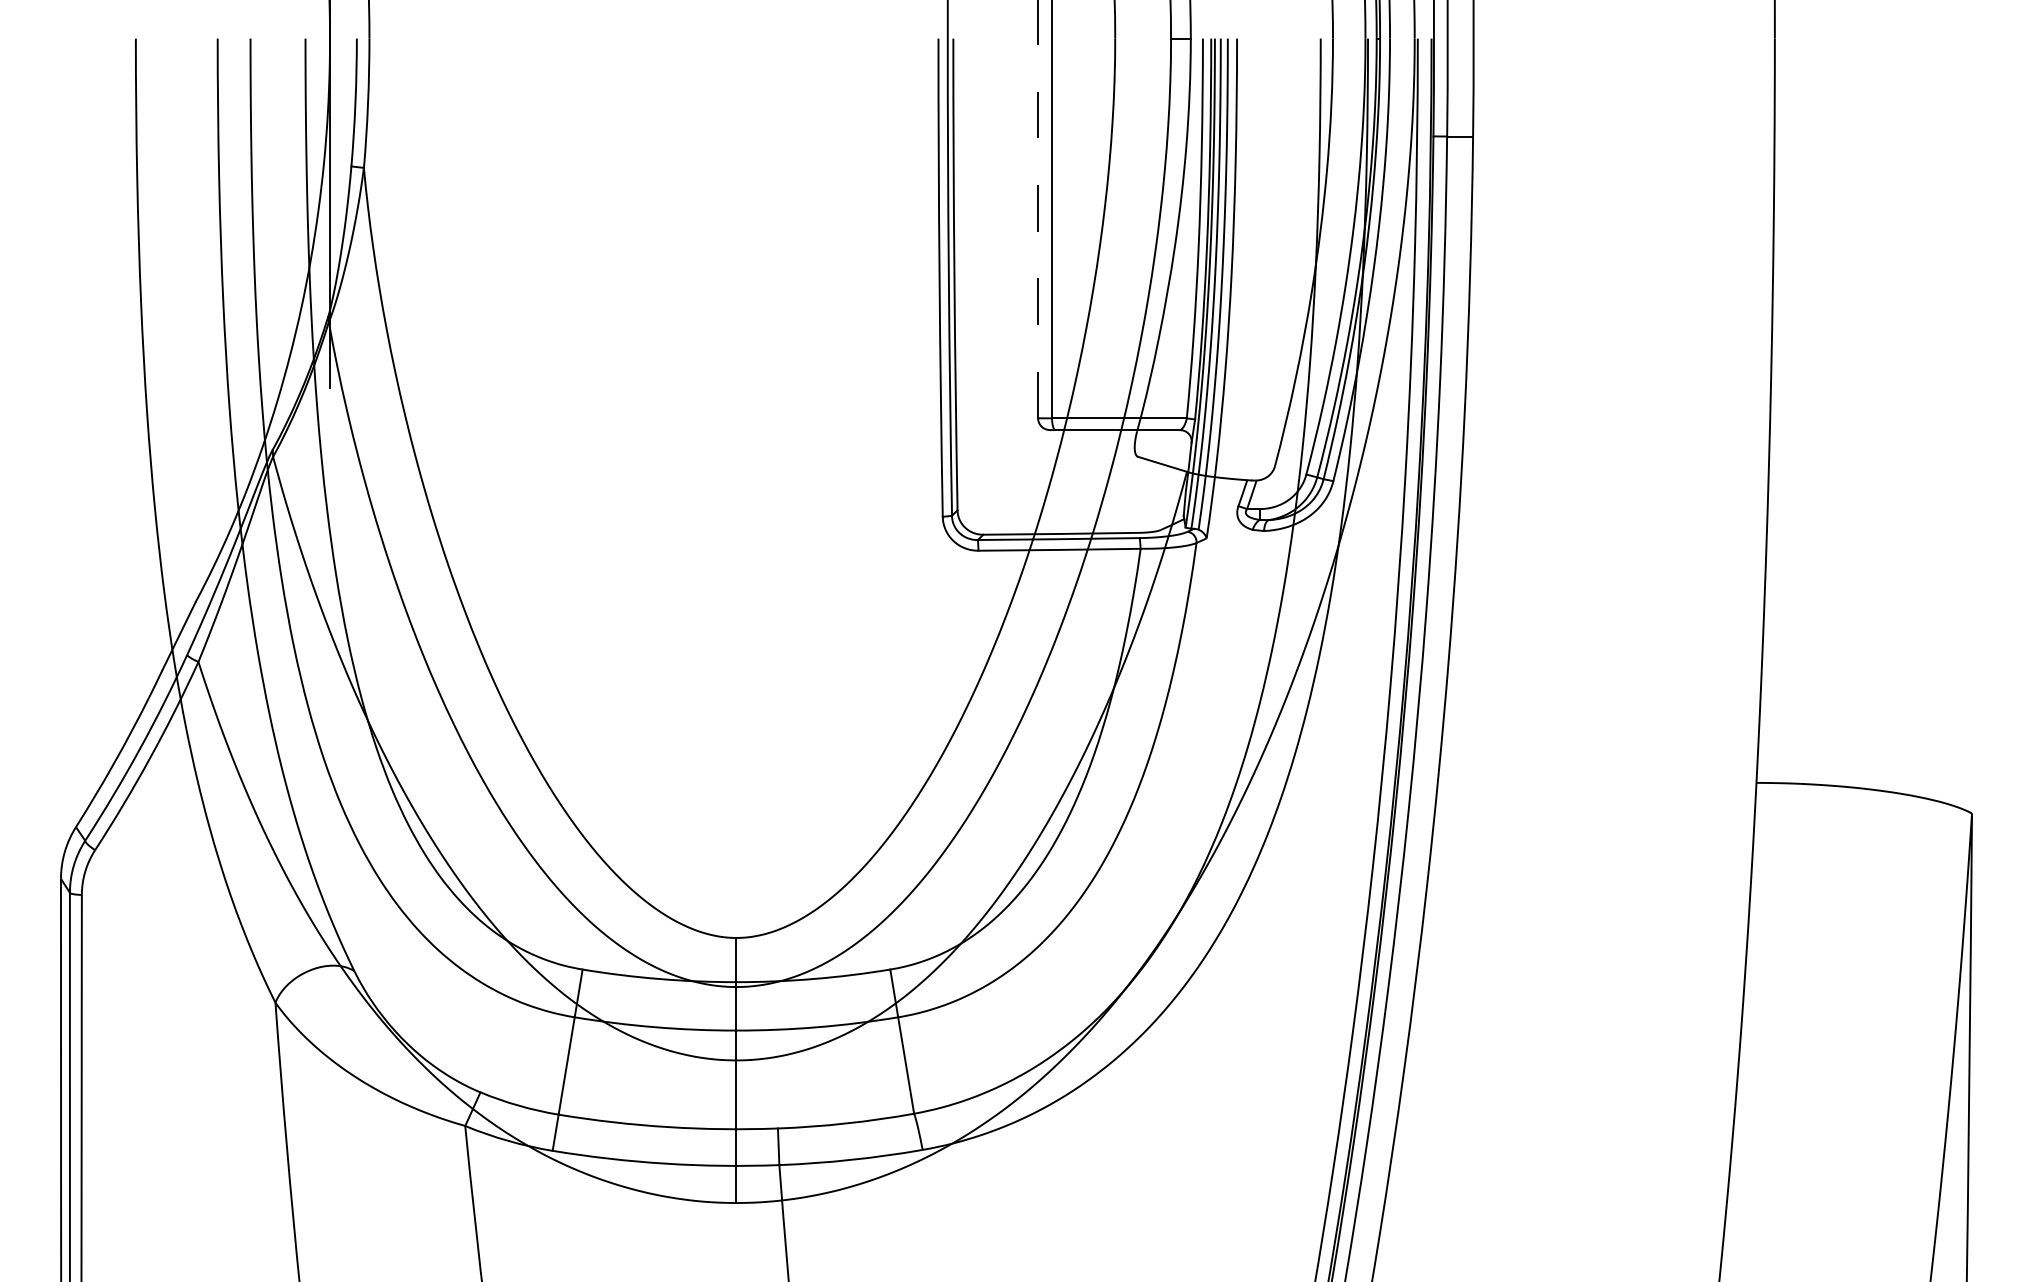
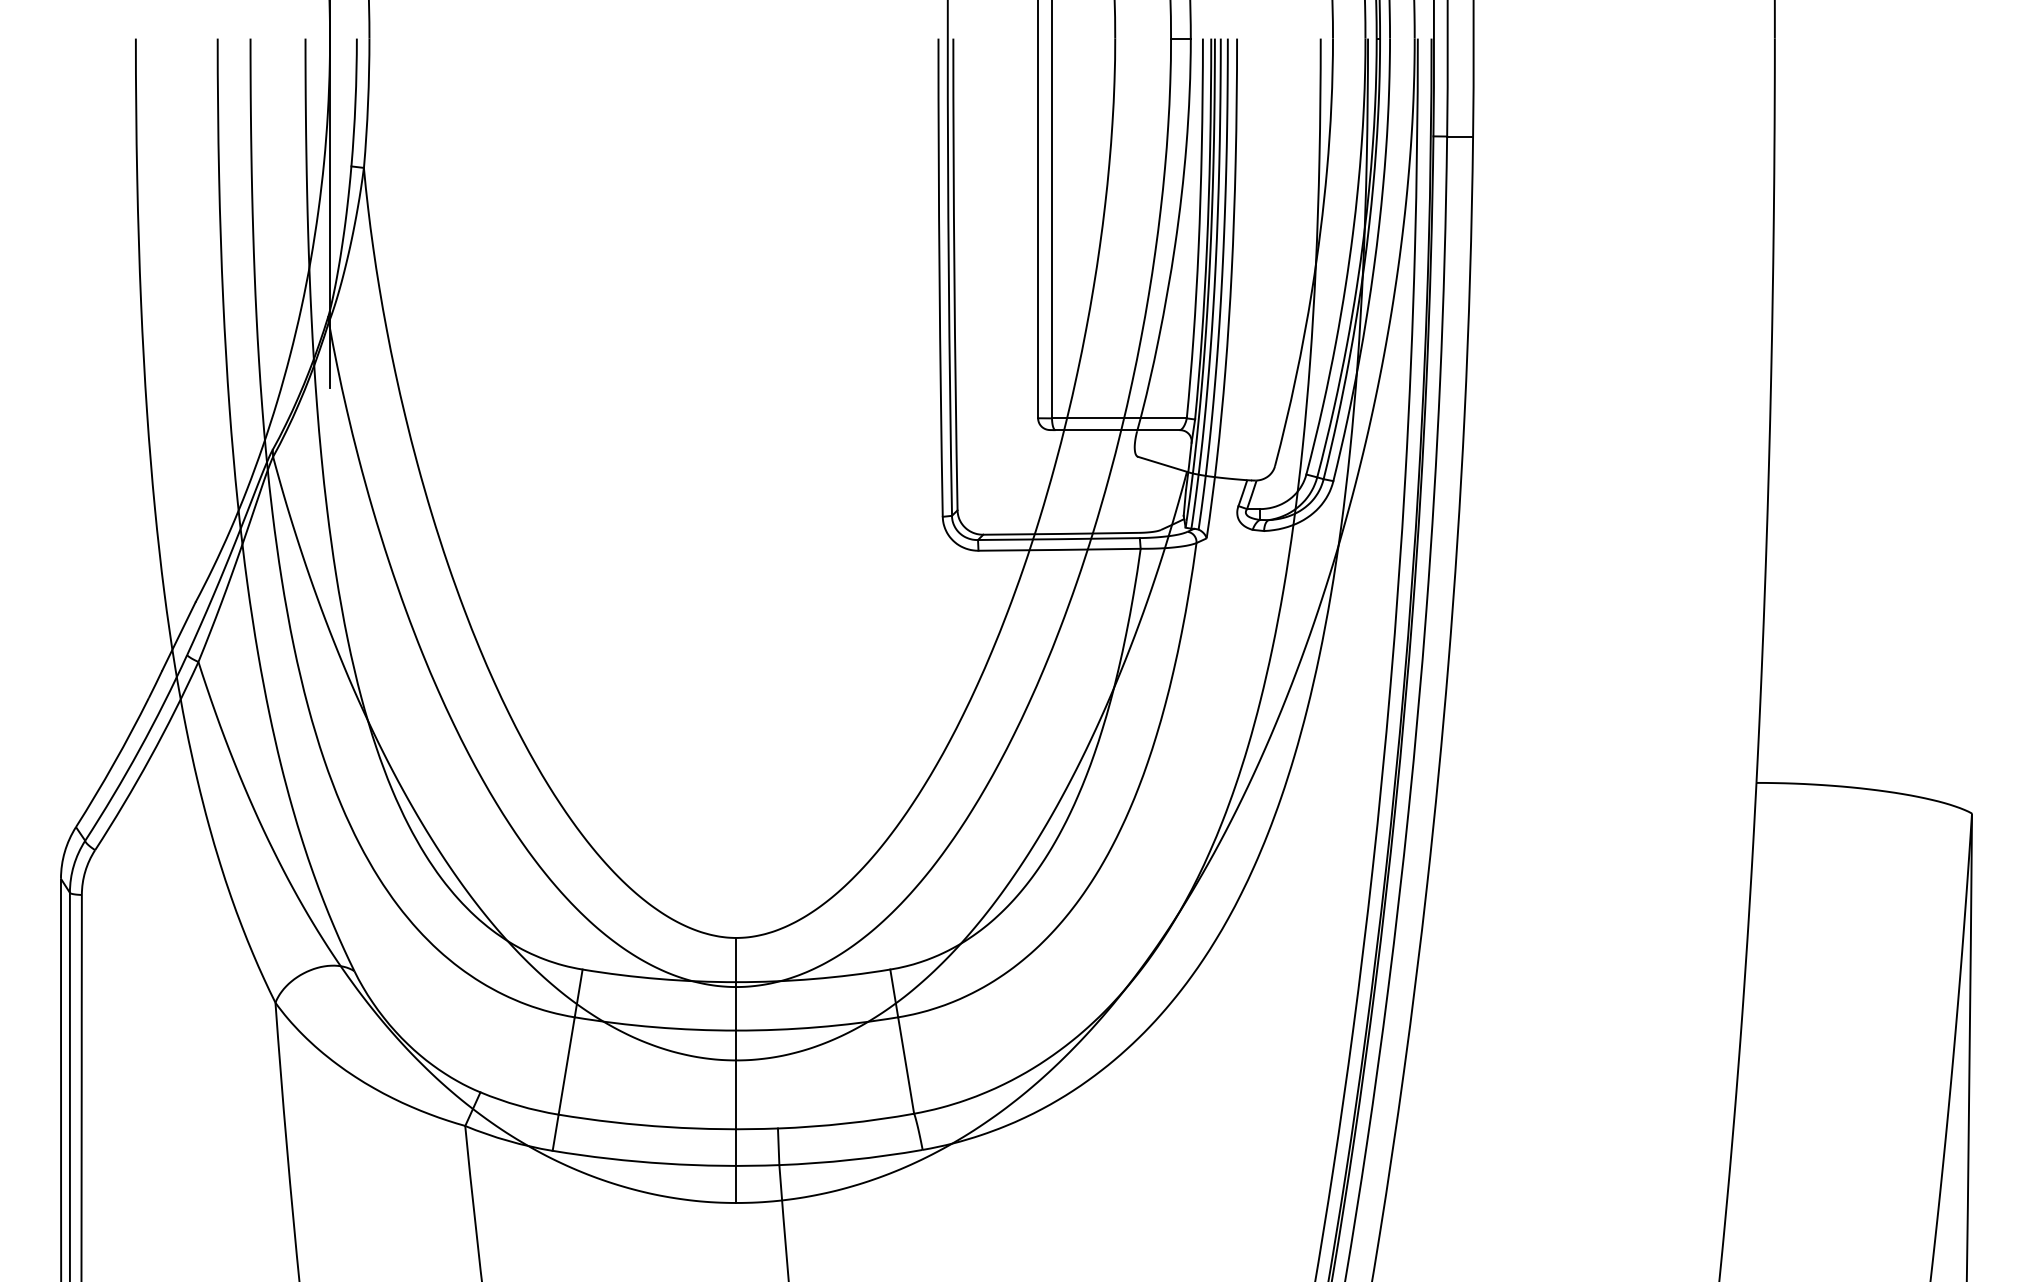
line: dashed -> solid (1038, 209)
